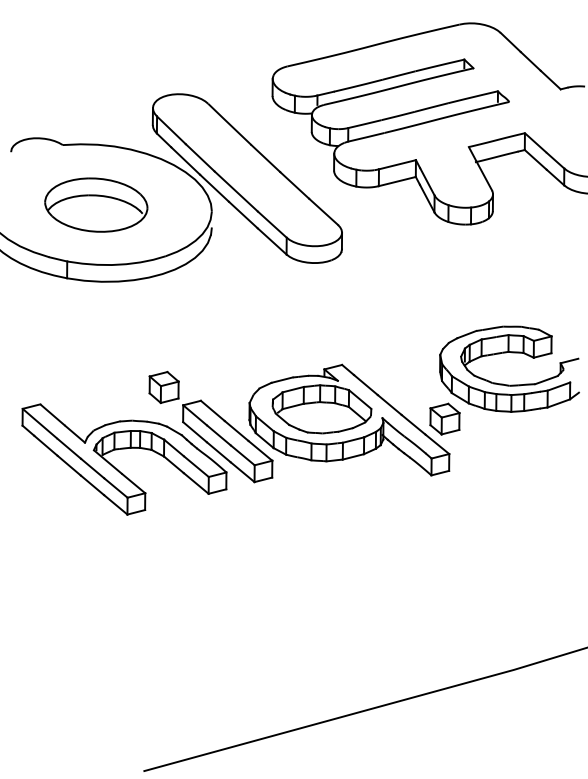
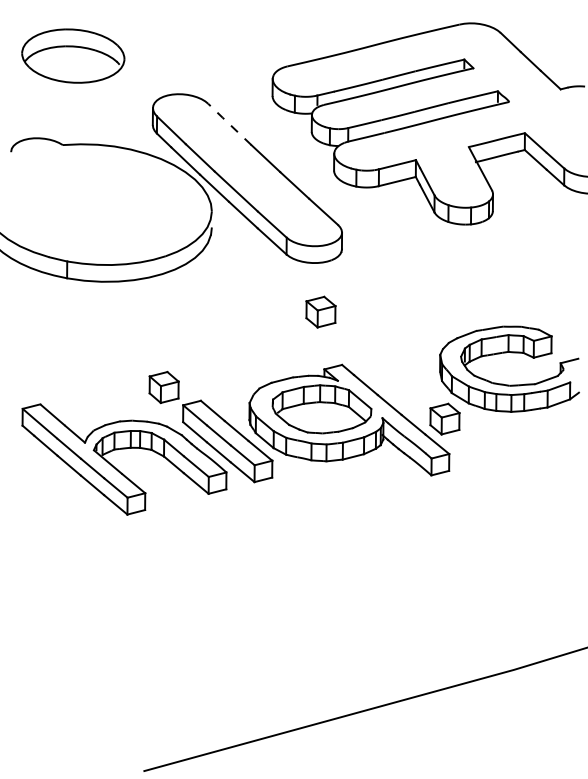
line: solid -> dashed (229, 123)
part position: (96, 204) -> (73, 55) (73, 55)
part: none -> present (320, 311)
